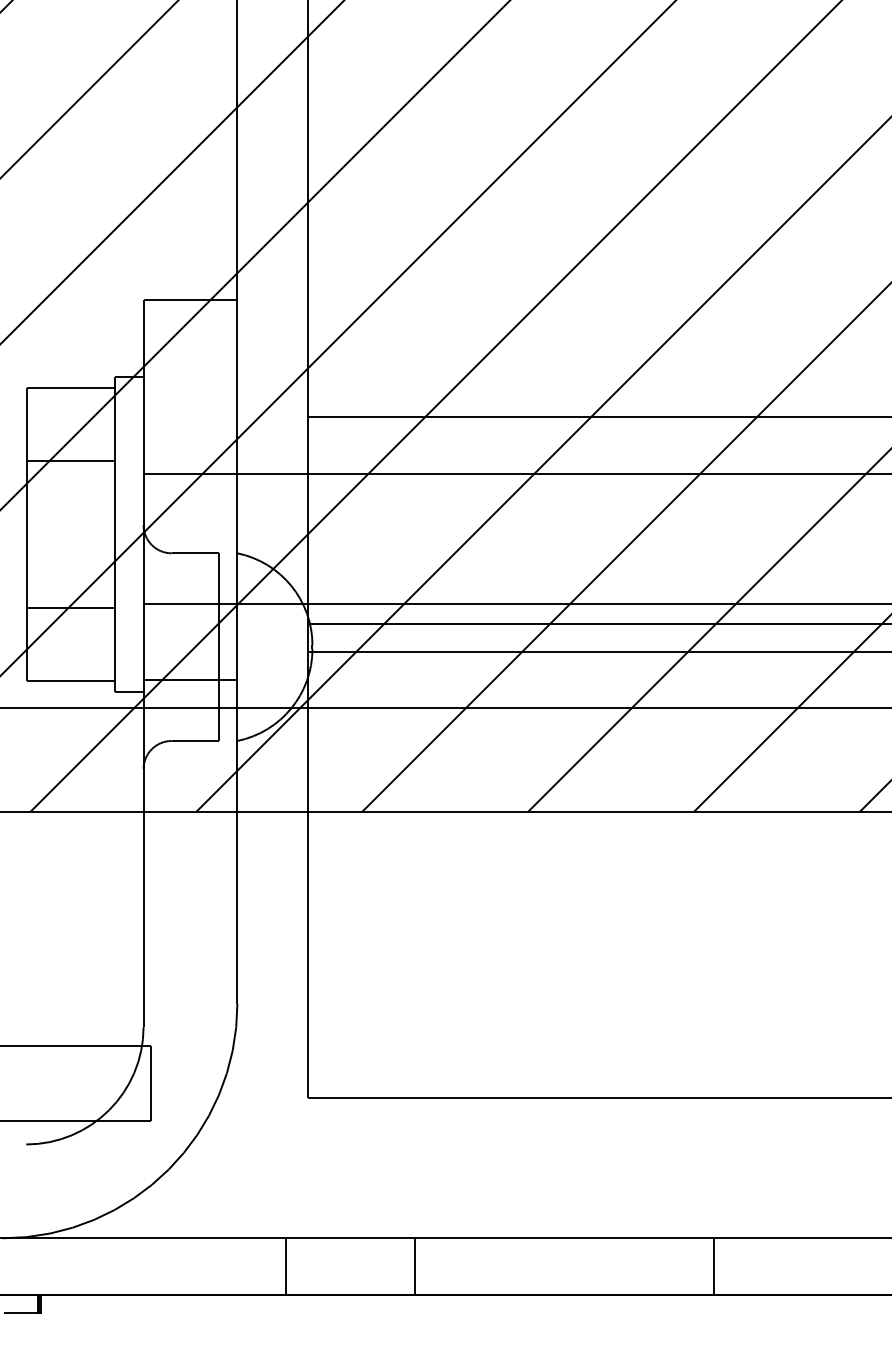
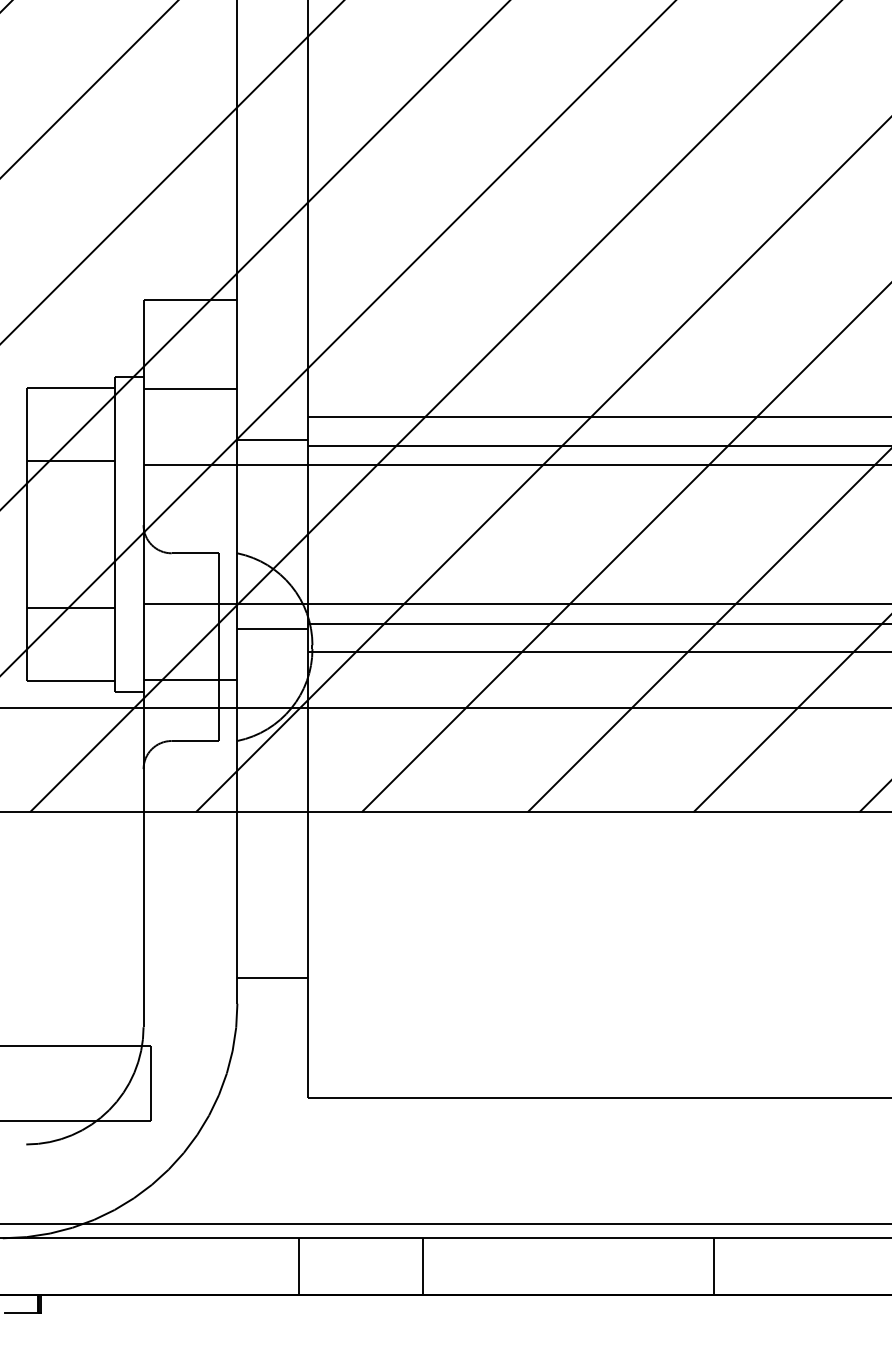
line: none -> present (190, 389)
line: none -> present (272, 439)
line: none -> present (597, 445)
line position: (515, 474) -> (515, 465) (515, 465)
line: none -> present (272, 629)
line: none -> present (272, 977)
line: none -> present (445, 1224)
line position: (286, 1266) -> (299, 1266) (299, 1266)
line position: (415, 1266) -> (423, 1266) (423, 1266)
